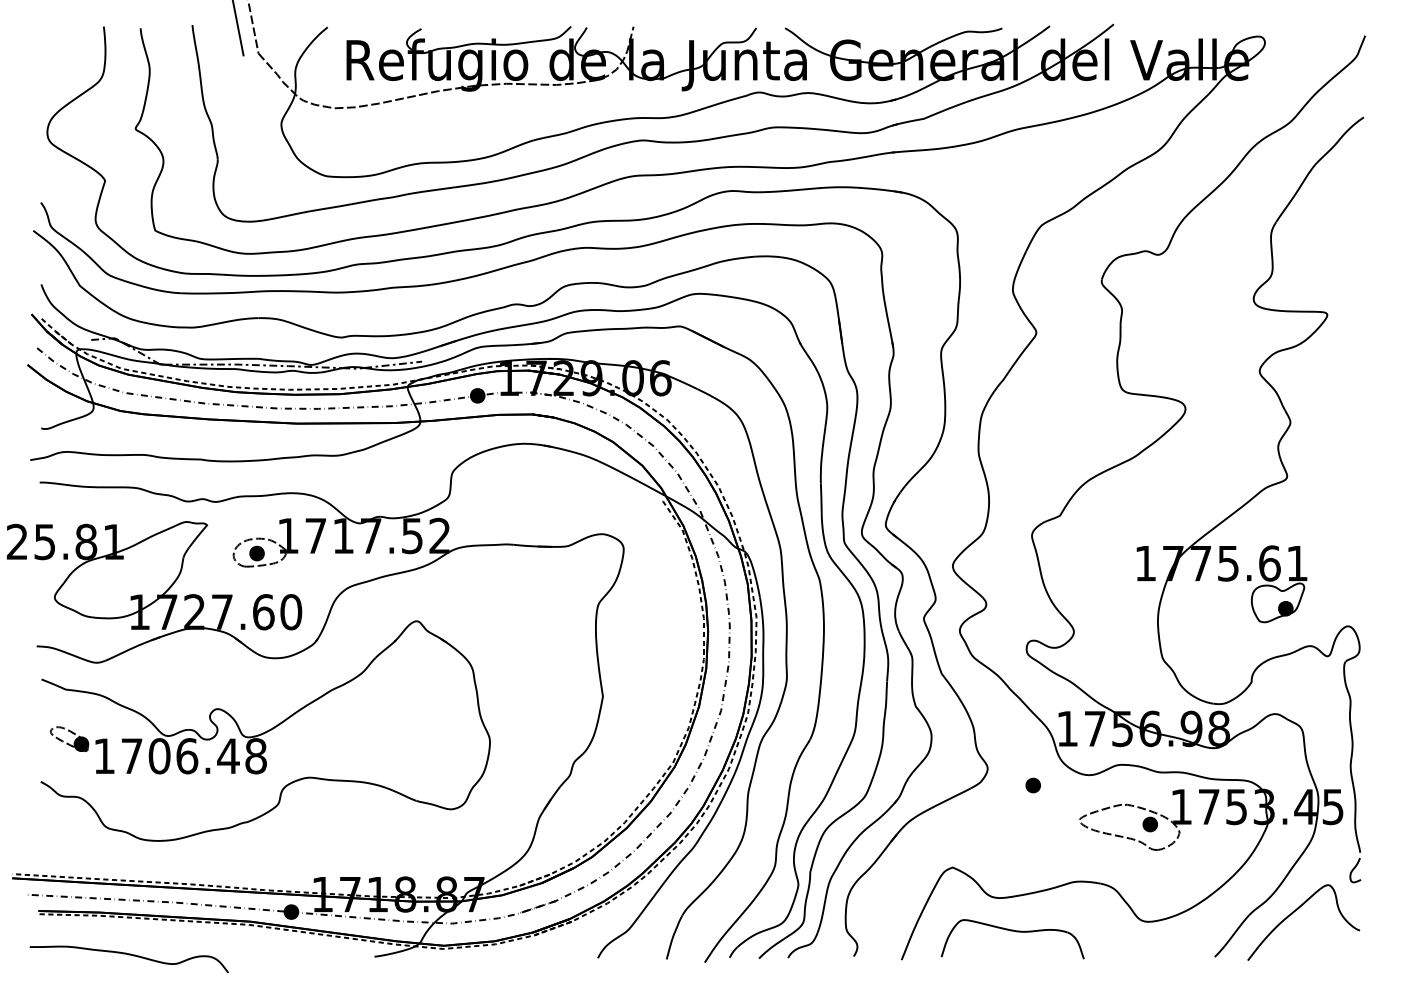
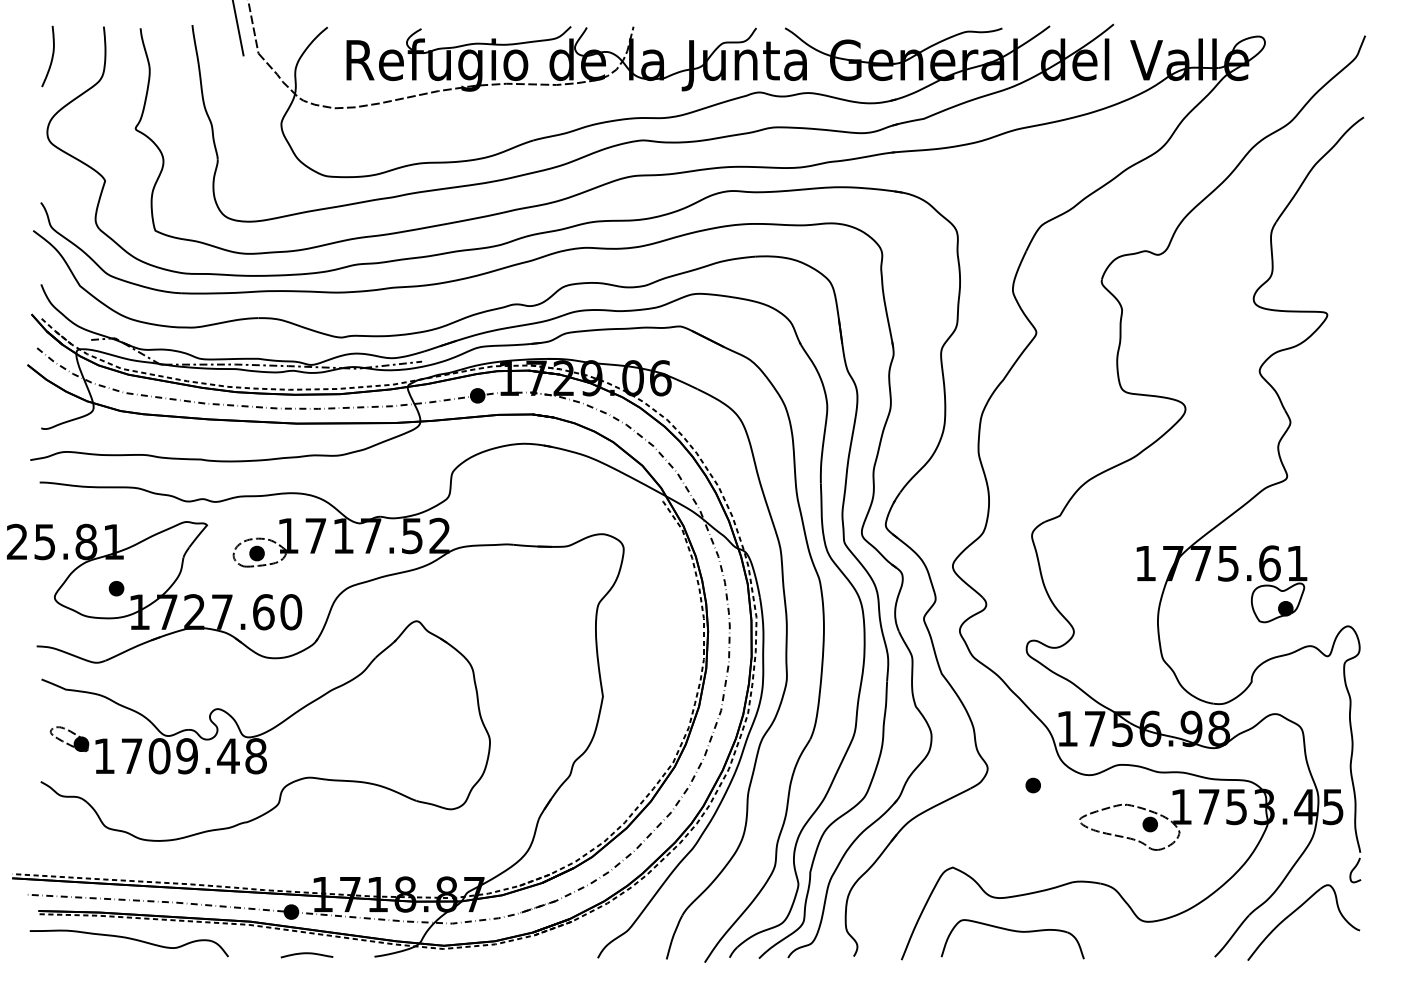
curve: none -> present (51, 56)
part: none -> present (116, 588)
text: 1706.48 -> 1709.48 (187, 756)
curve: none -> present (306, 954)
part position: (128, 959) -> (128, 943) (128, 943)
